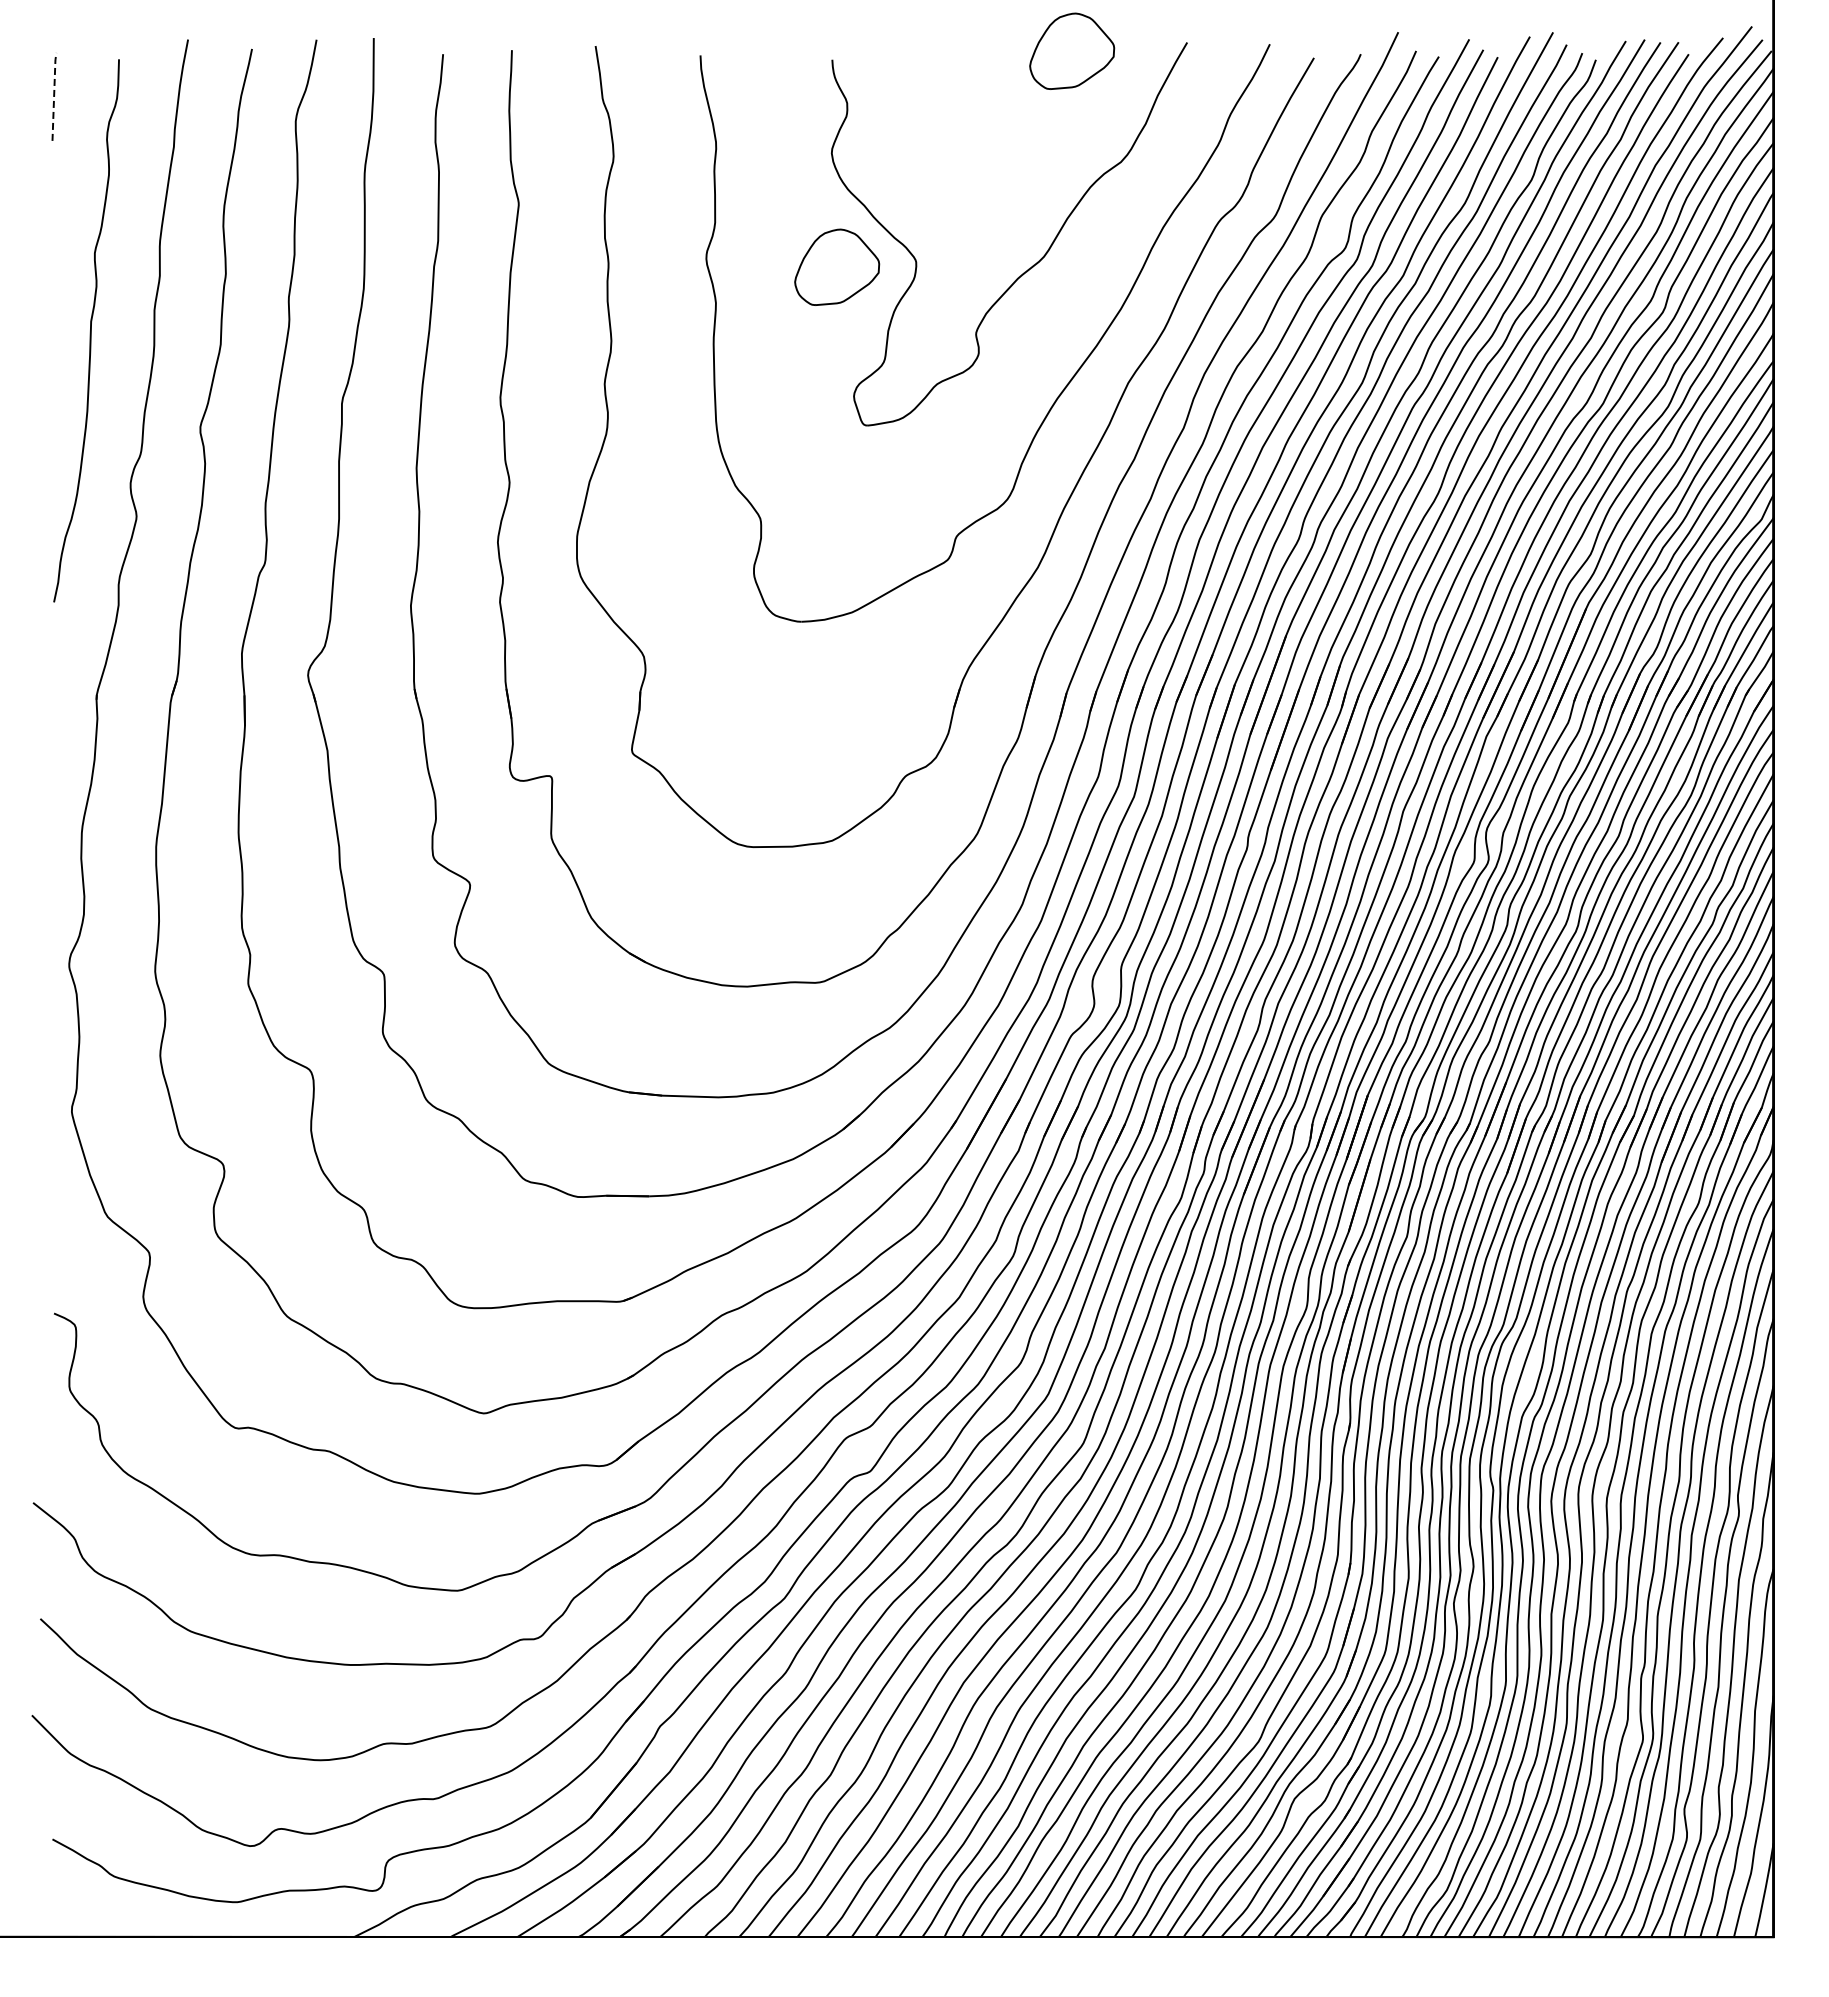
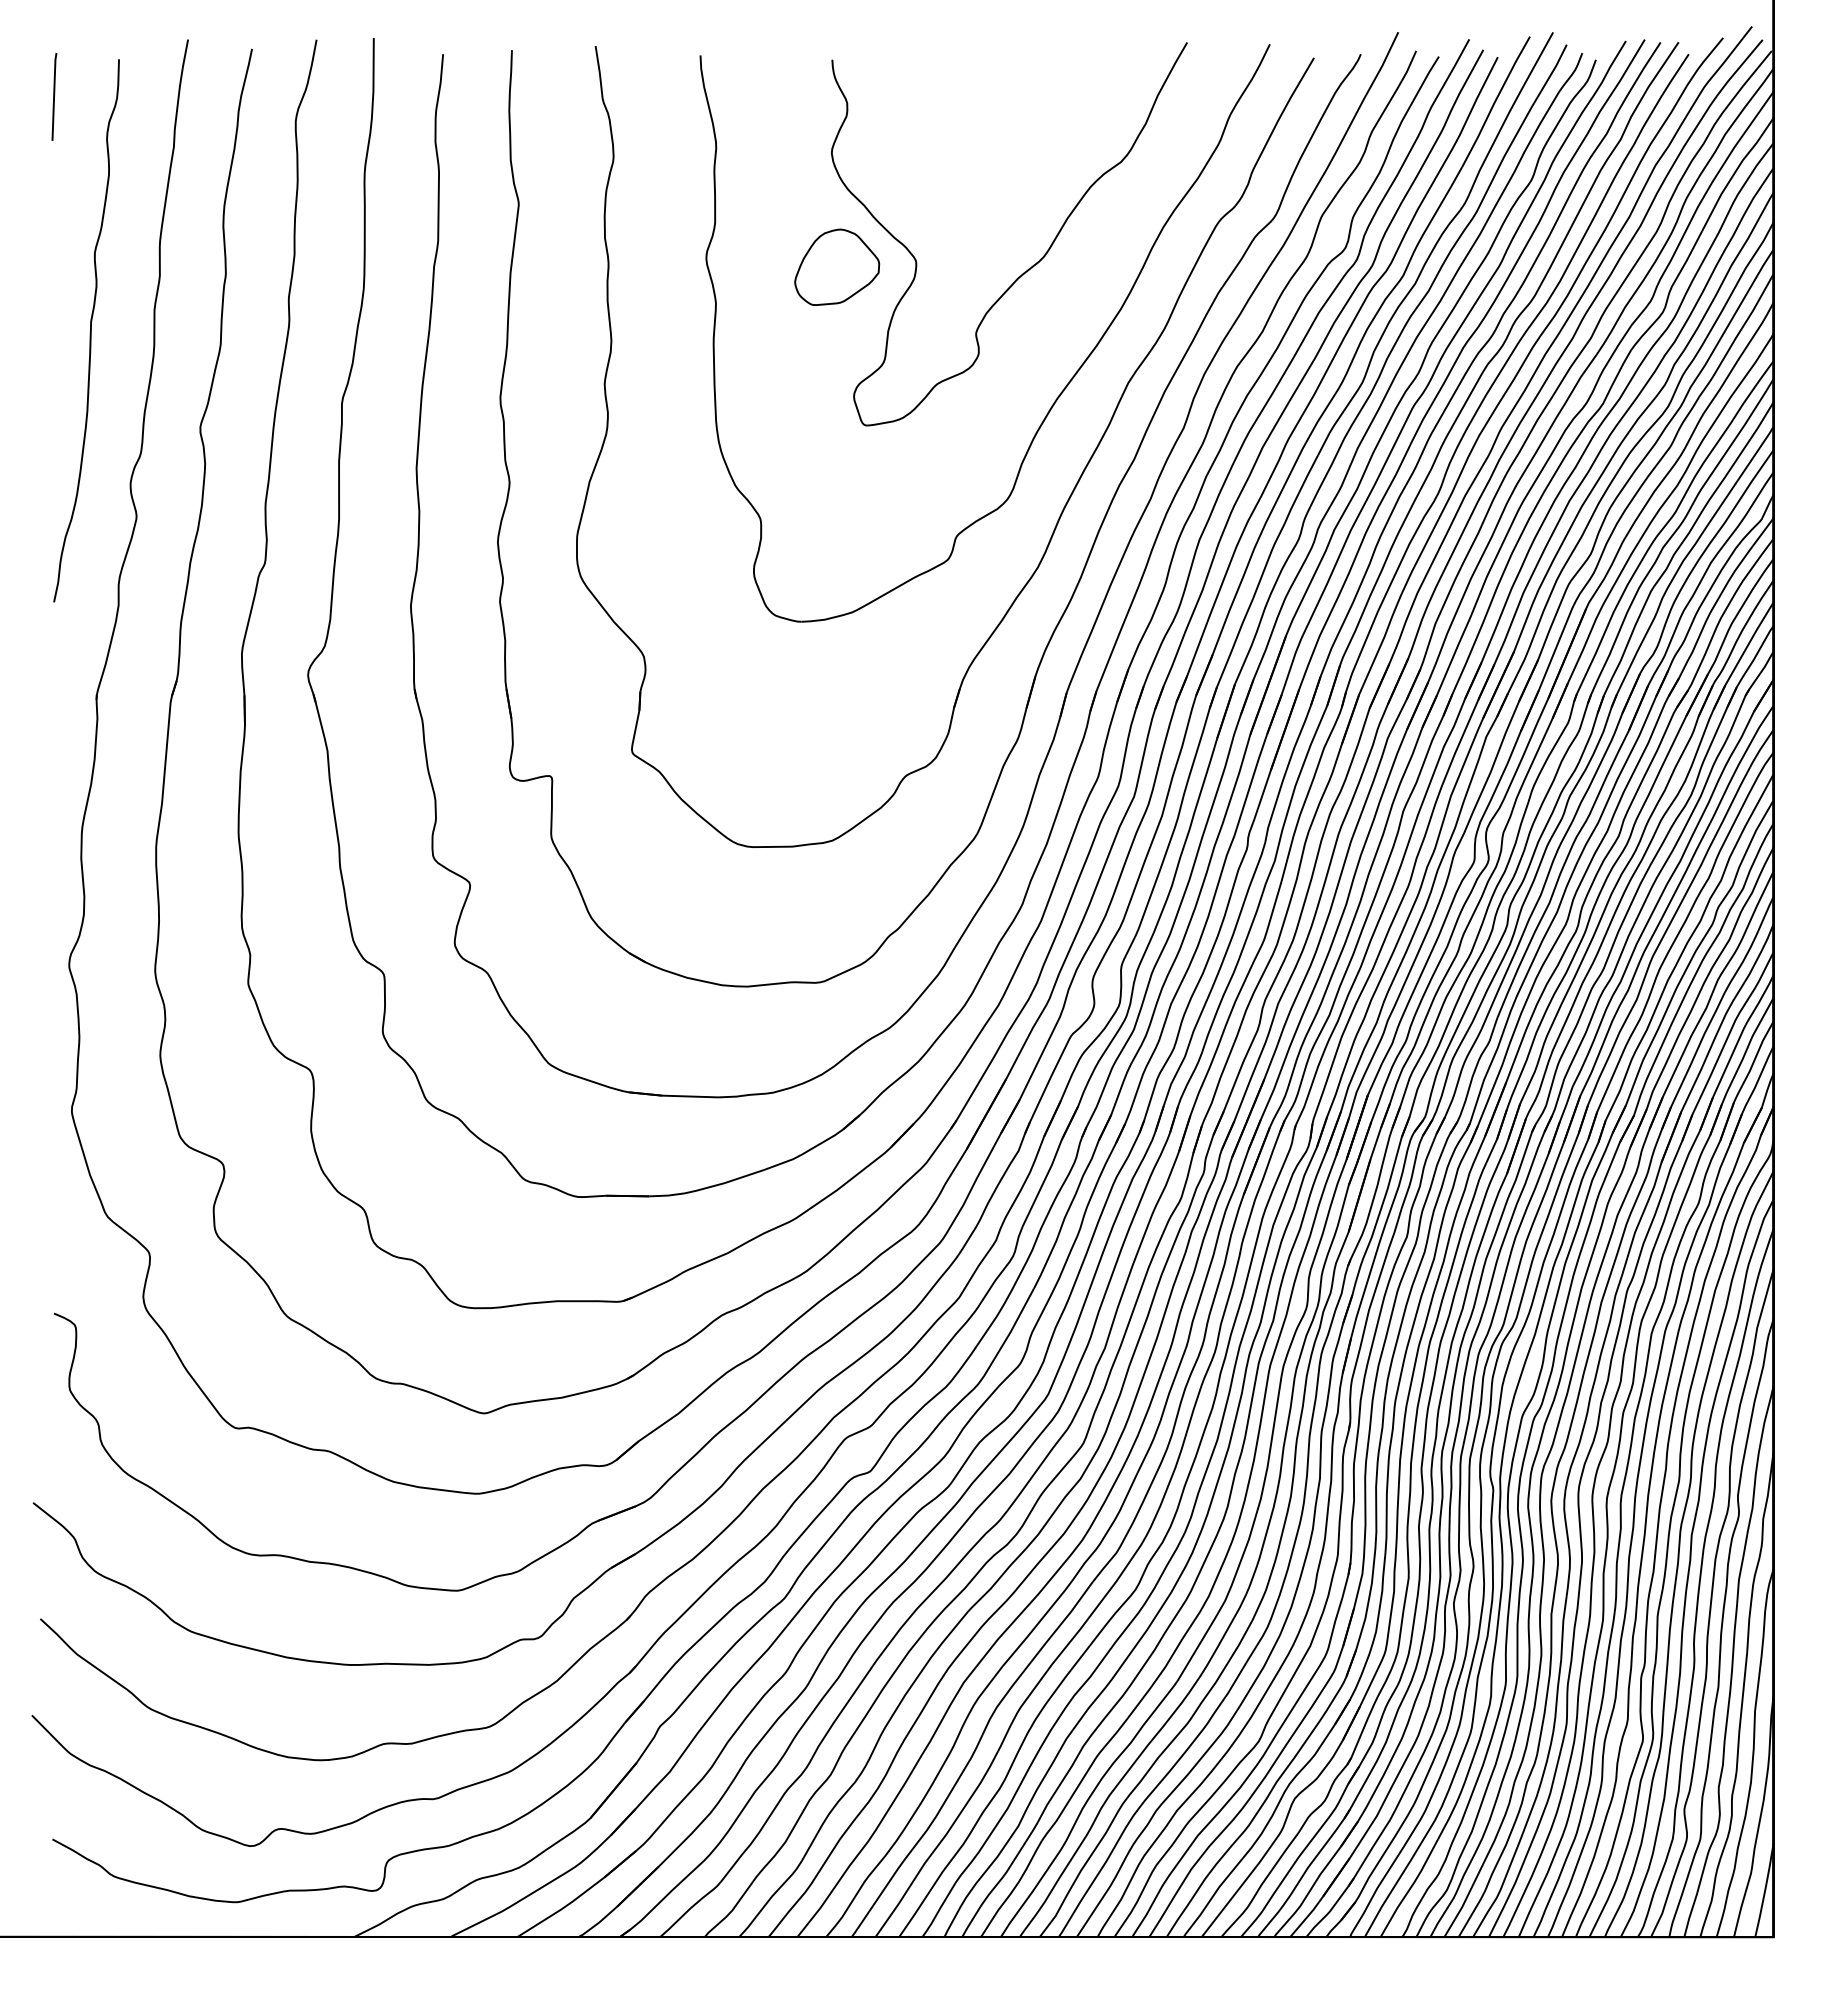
part: present -> none (1072, 50)
line: dashed -> solid (54, 95)
